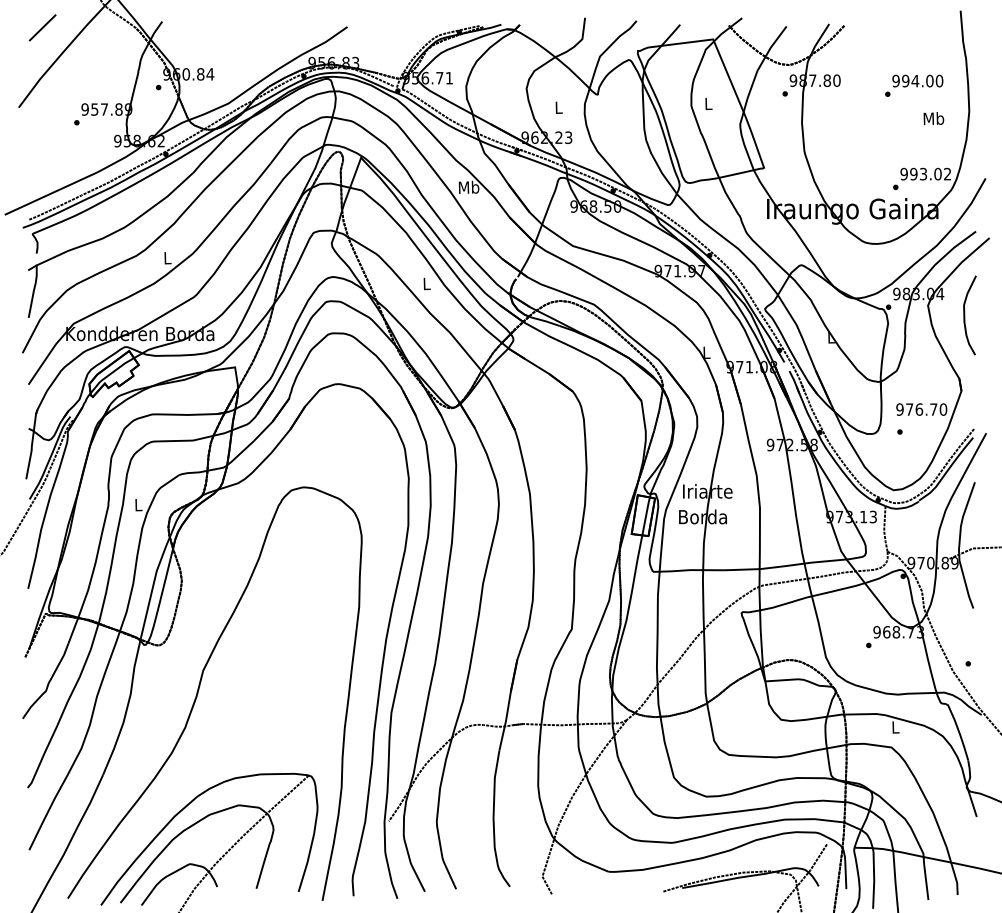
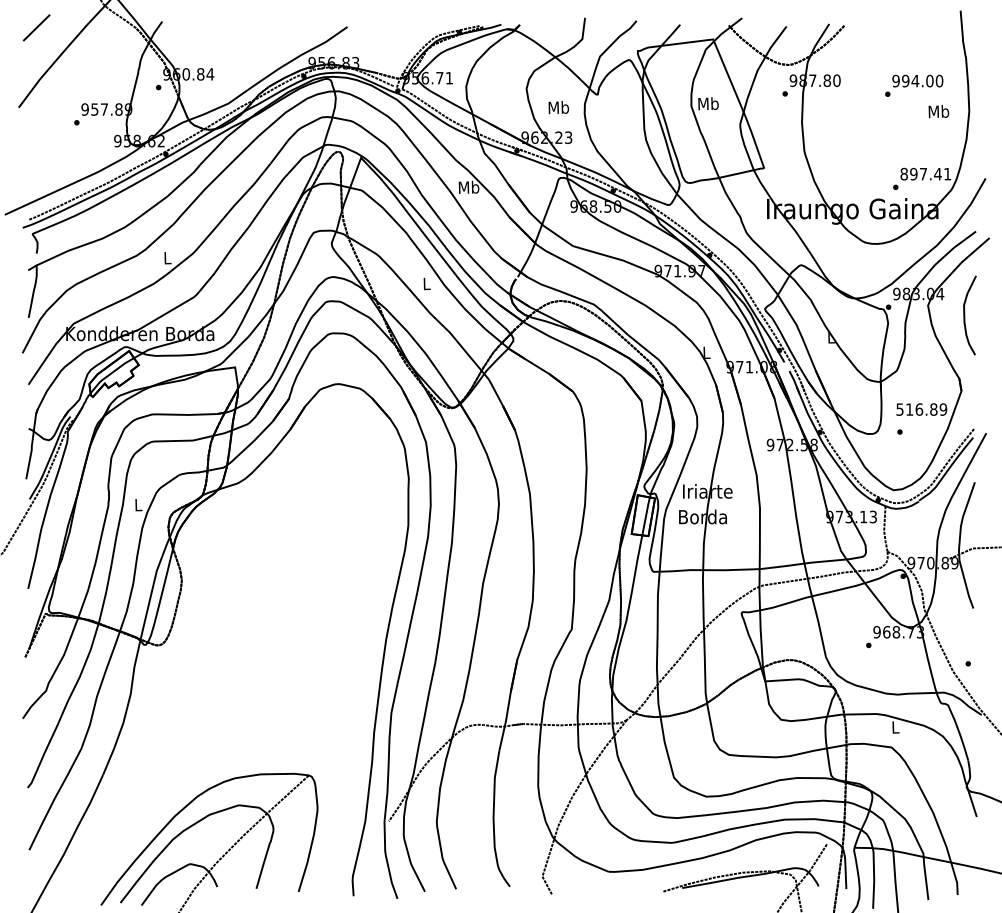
line position: (42, 27) -> (36, 27) (36, 27)
text: L -> Mb (708, 103)
text: L -> Mb (558, 107)
text position: (933, 118) -> (938, 111) (938, 111)
text: 993.02 -> 897.41 (925, 173)
text: 976.70 -> 516.89 (921, 409)
curve: present -> none (199, 690)
